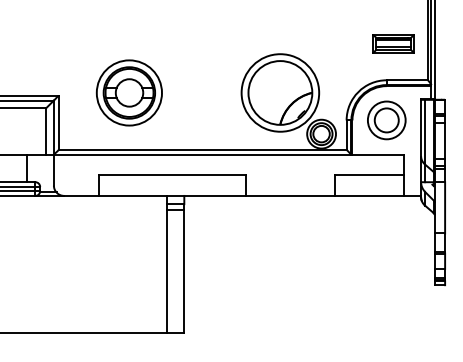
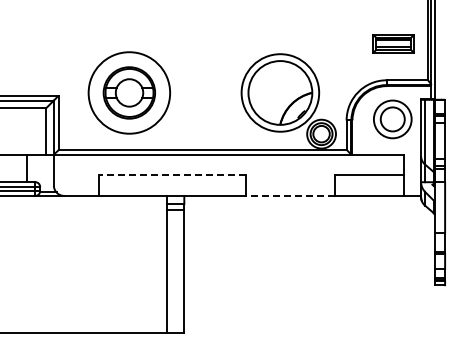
circle diameter: 65 px -> 82 px (129, 92)
part position: (386, 120) -> (392, 119) (392, 119)
line: solid -> dashed (172, 175)
line: solid -> dashed (290, 195)
